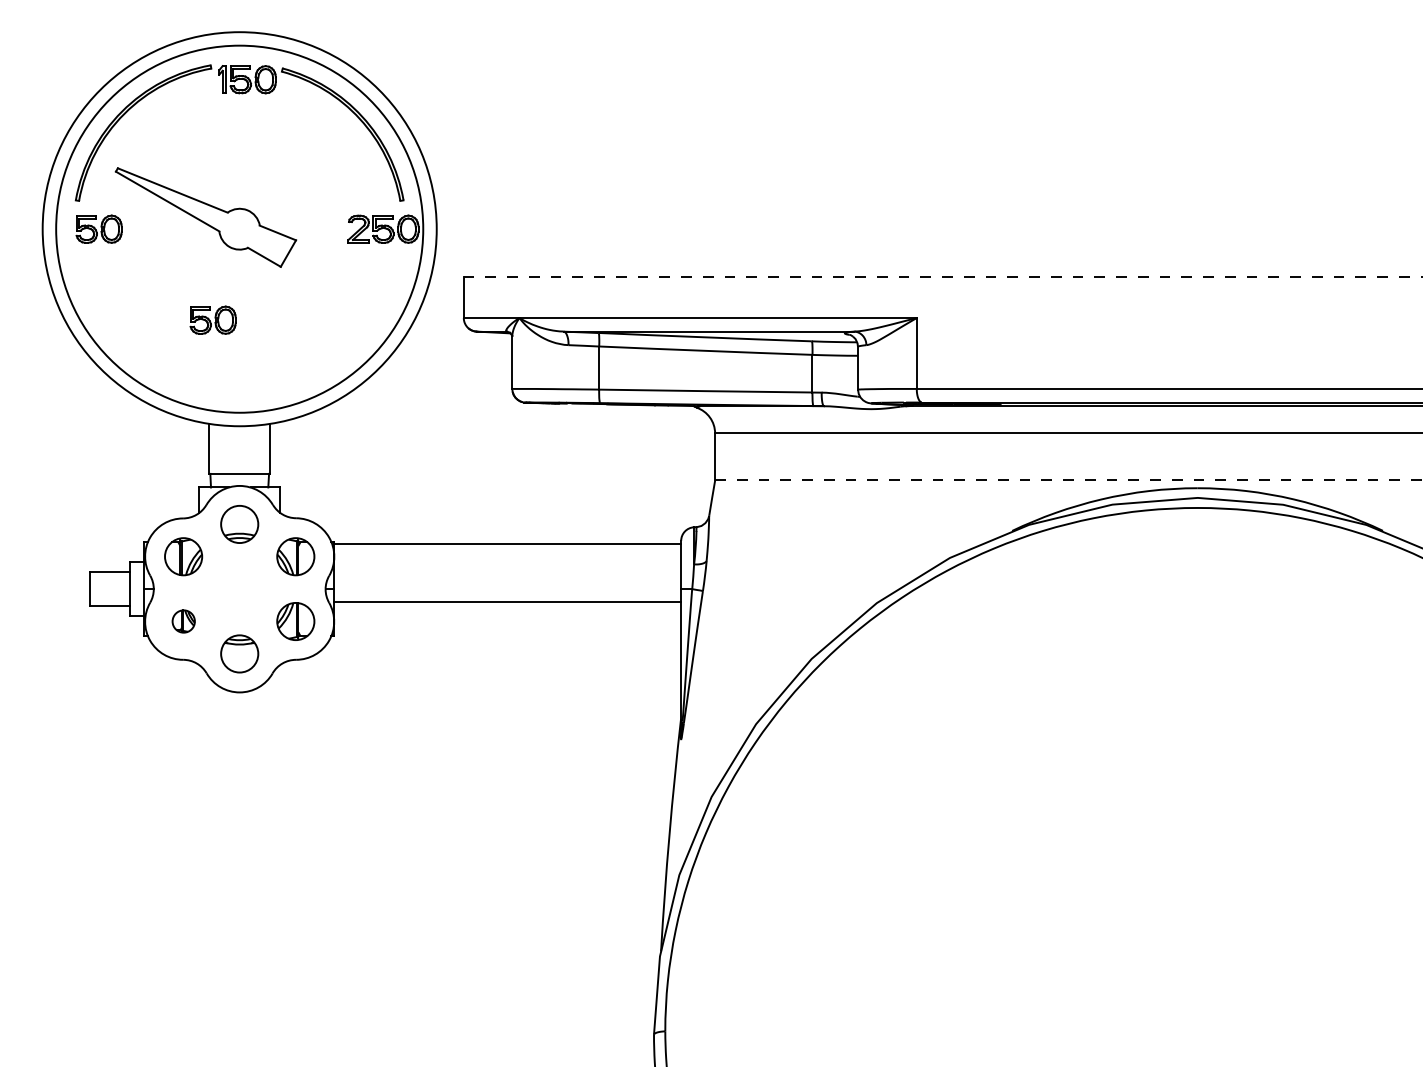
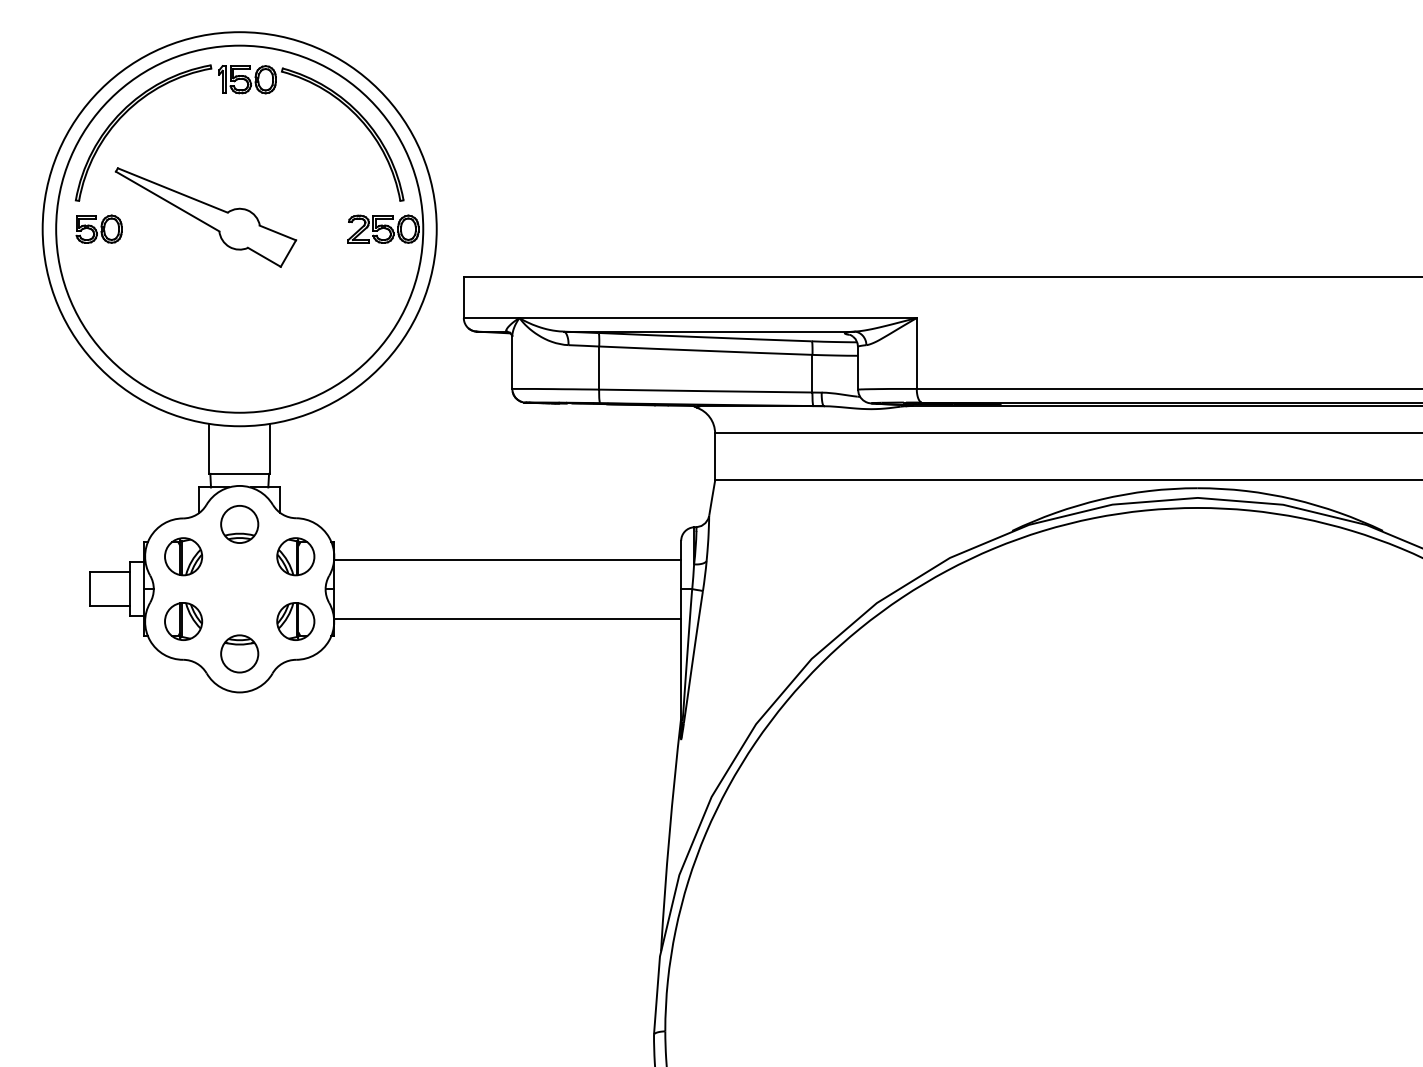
line: dashed -> solid (942, 276)
part: present -> none (212, 319)
line: dashed -> solid (1068, 480)
line position: (507, 543) -> (507, 559) (507, 559)
line position: (507, 601) -> (507, 618) (507, 618)
part size: 25x25 px -> 40x39 px (183, 621)
